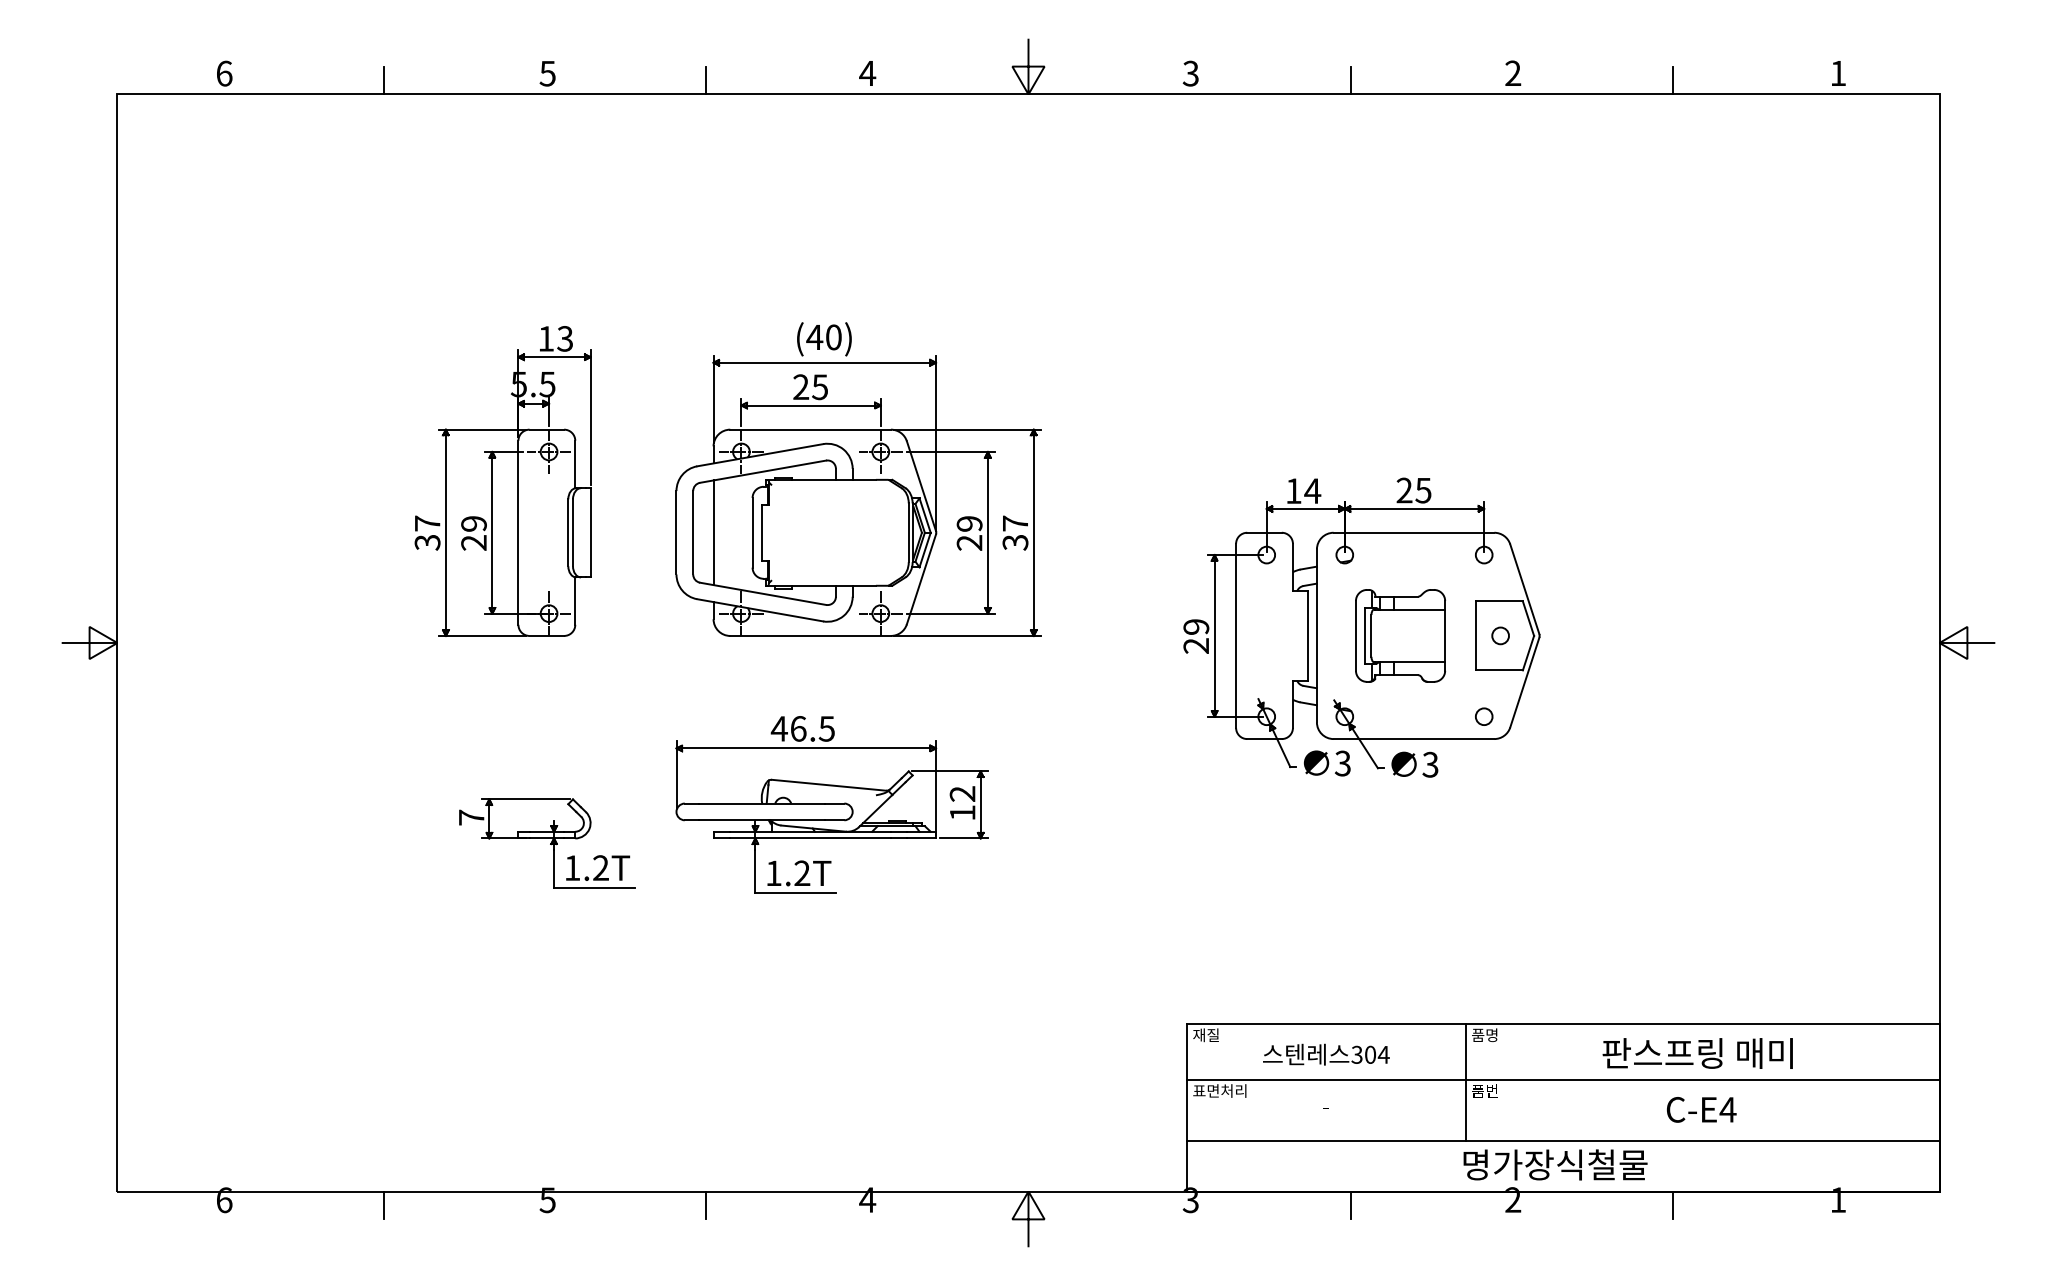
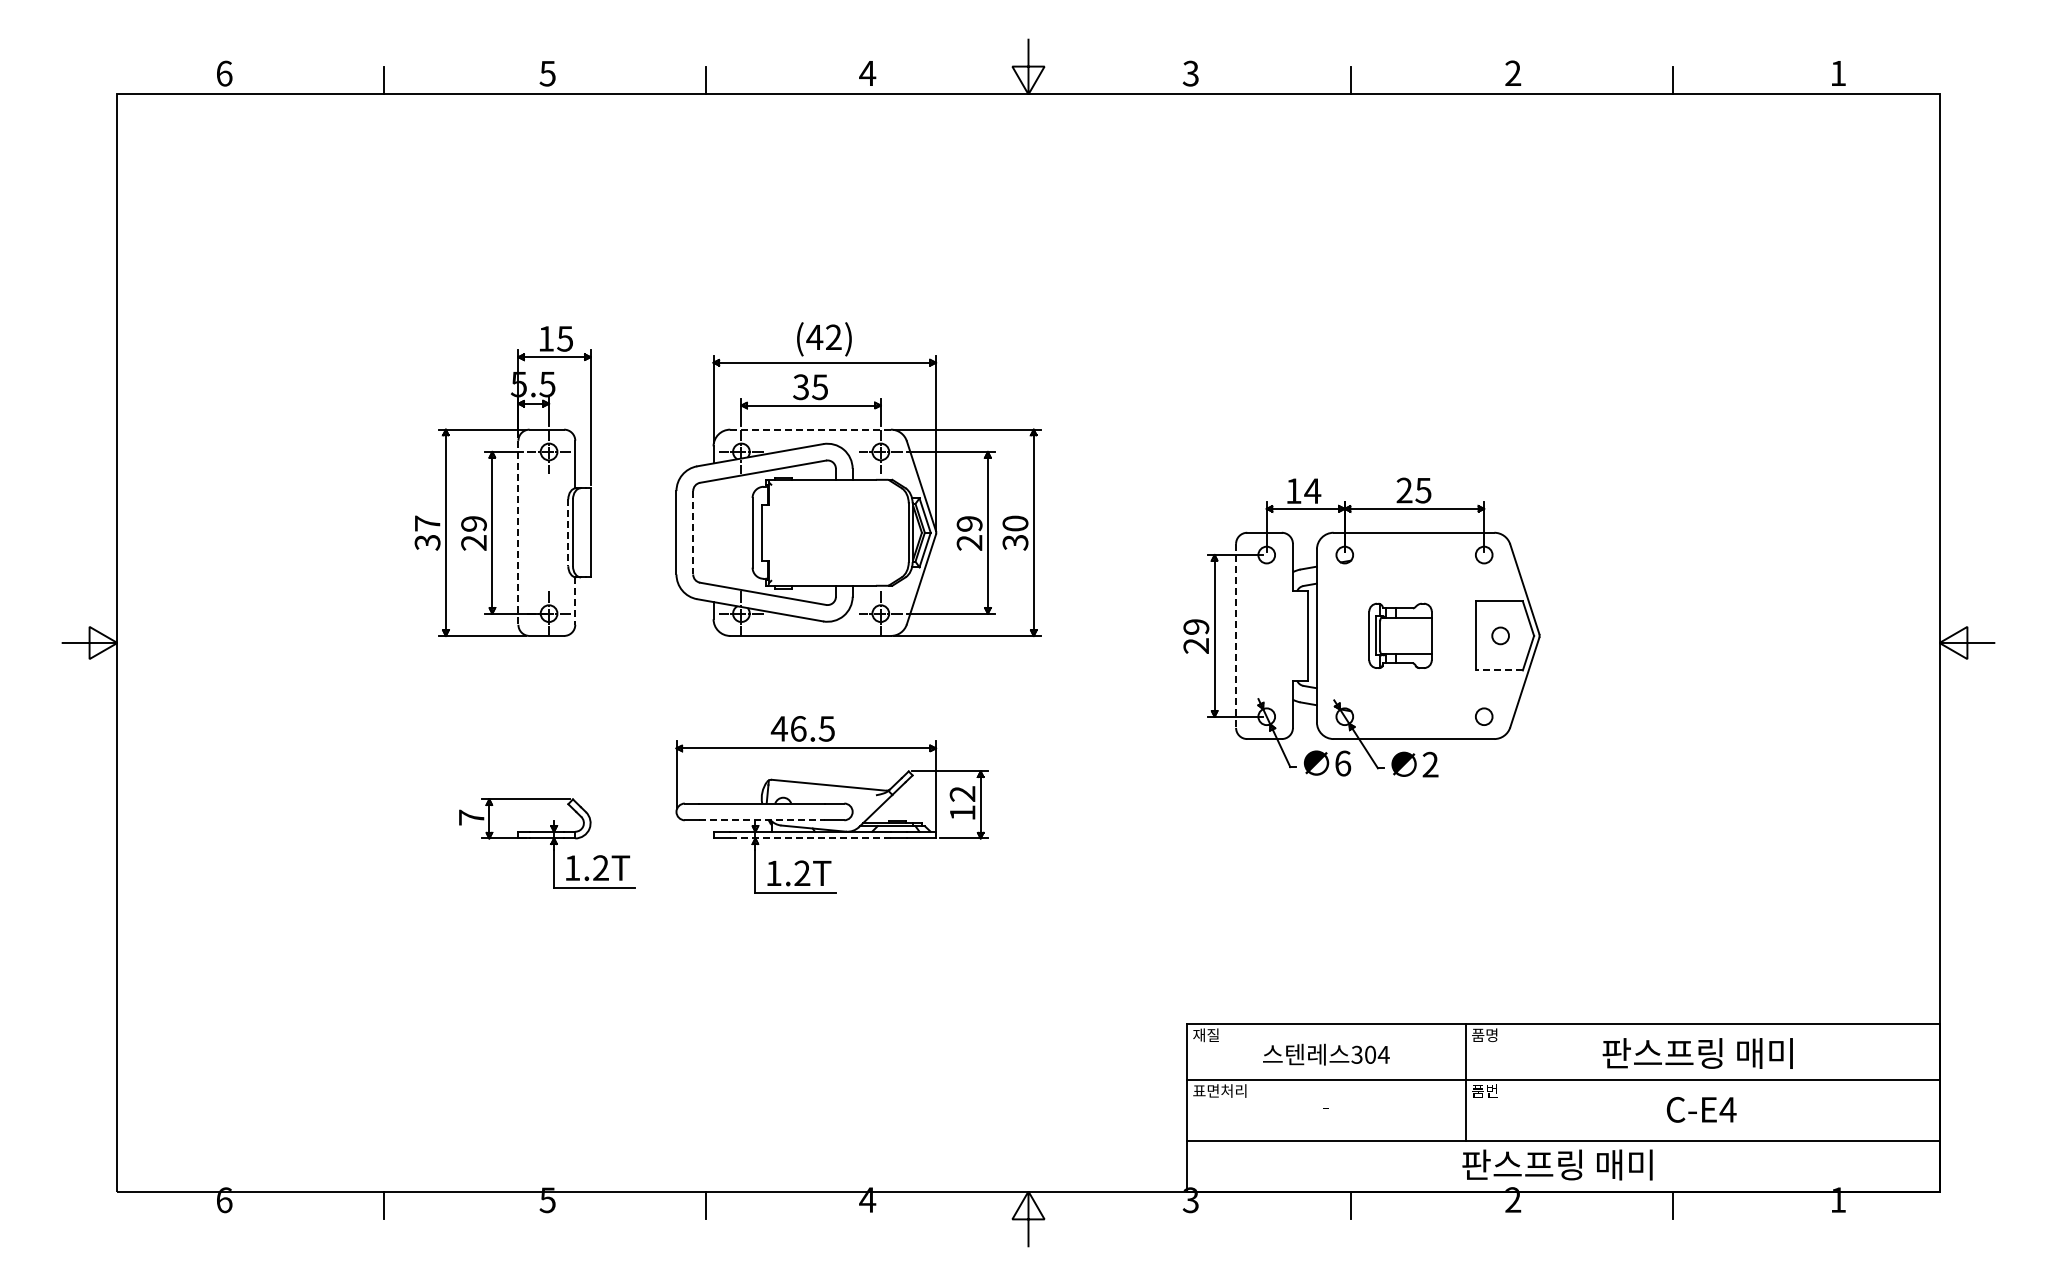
text: (40) -> (42) (833, 337)
text: 13 -> 15 (565, 338)
text: 25 -> 35 (801, 387)
line: solid -> dashed (810, 429)
text: 37 -> 30 (1015, 523)
line: solid -> dashed (518, 532)
line: solid -> dashed (693, 532)
line: present -> none (713, 532)
line: solid -> dashed (568, 533)
line: solid -> dashed (575, 601)
line: solid -> dashed (1236, 635)
part size: 91x94 px -> 65x67 px (1400, 635)
line: solid -> dashed (1499, 670)
text: 3 -> 6 (1342, 763)
text: 3 -> 2 (1430, 764)
line: solid -> dashed (762, 820)
line: solid -> dashed (810, 838)
text: 명가장식철물 -> 판스프링 매미 (1557, 1164)
